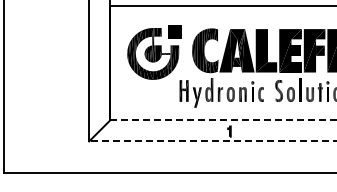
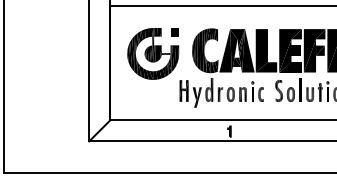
part size: 14x14 px -> 8x9 px (174, 32)
line: dashed -> solid (223, 120)
line: dashed -> solid (213, 141)
